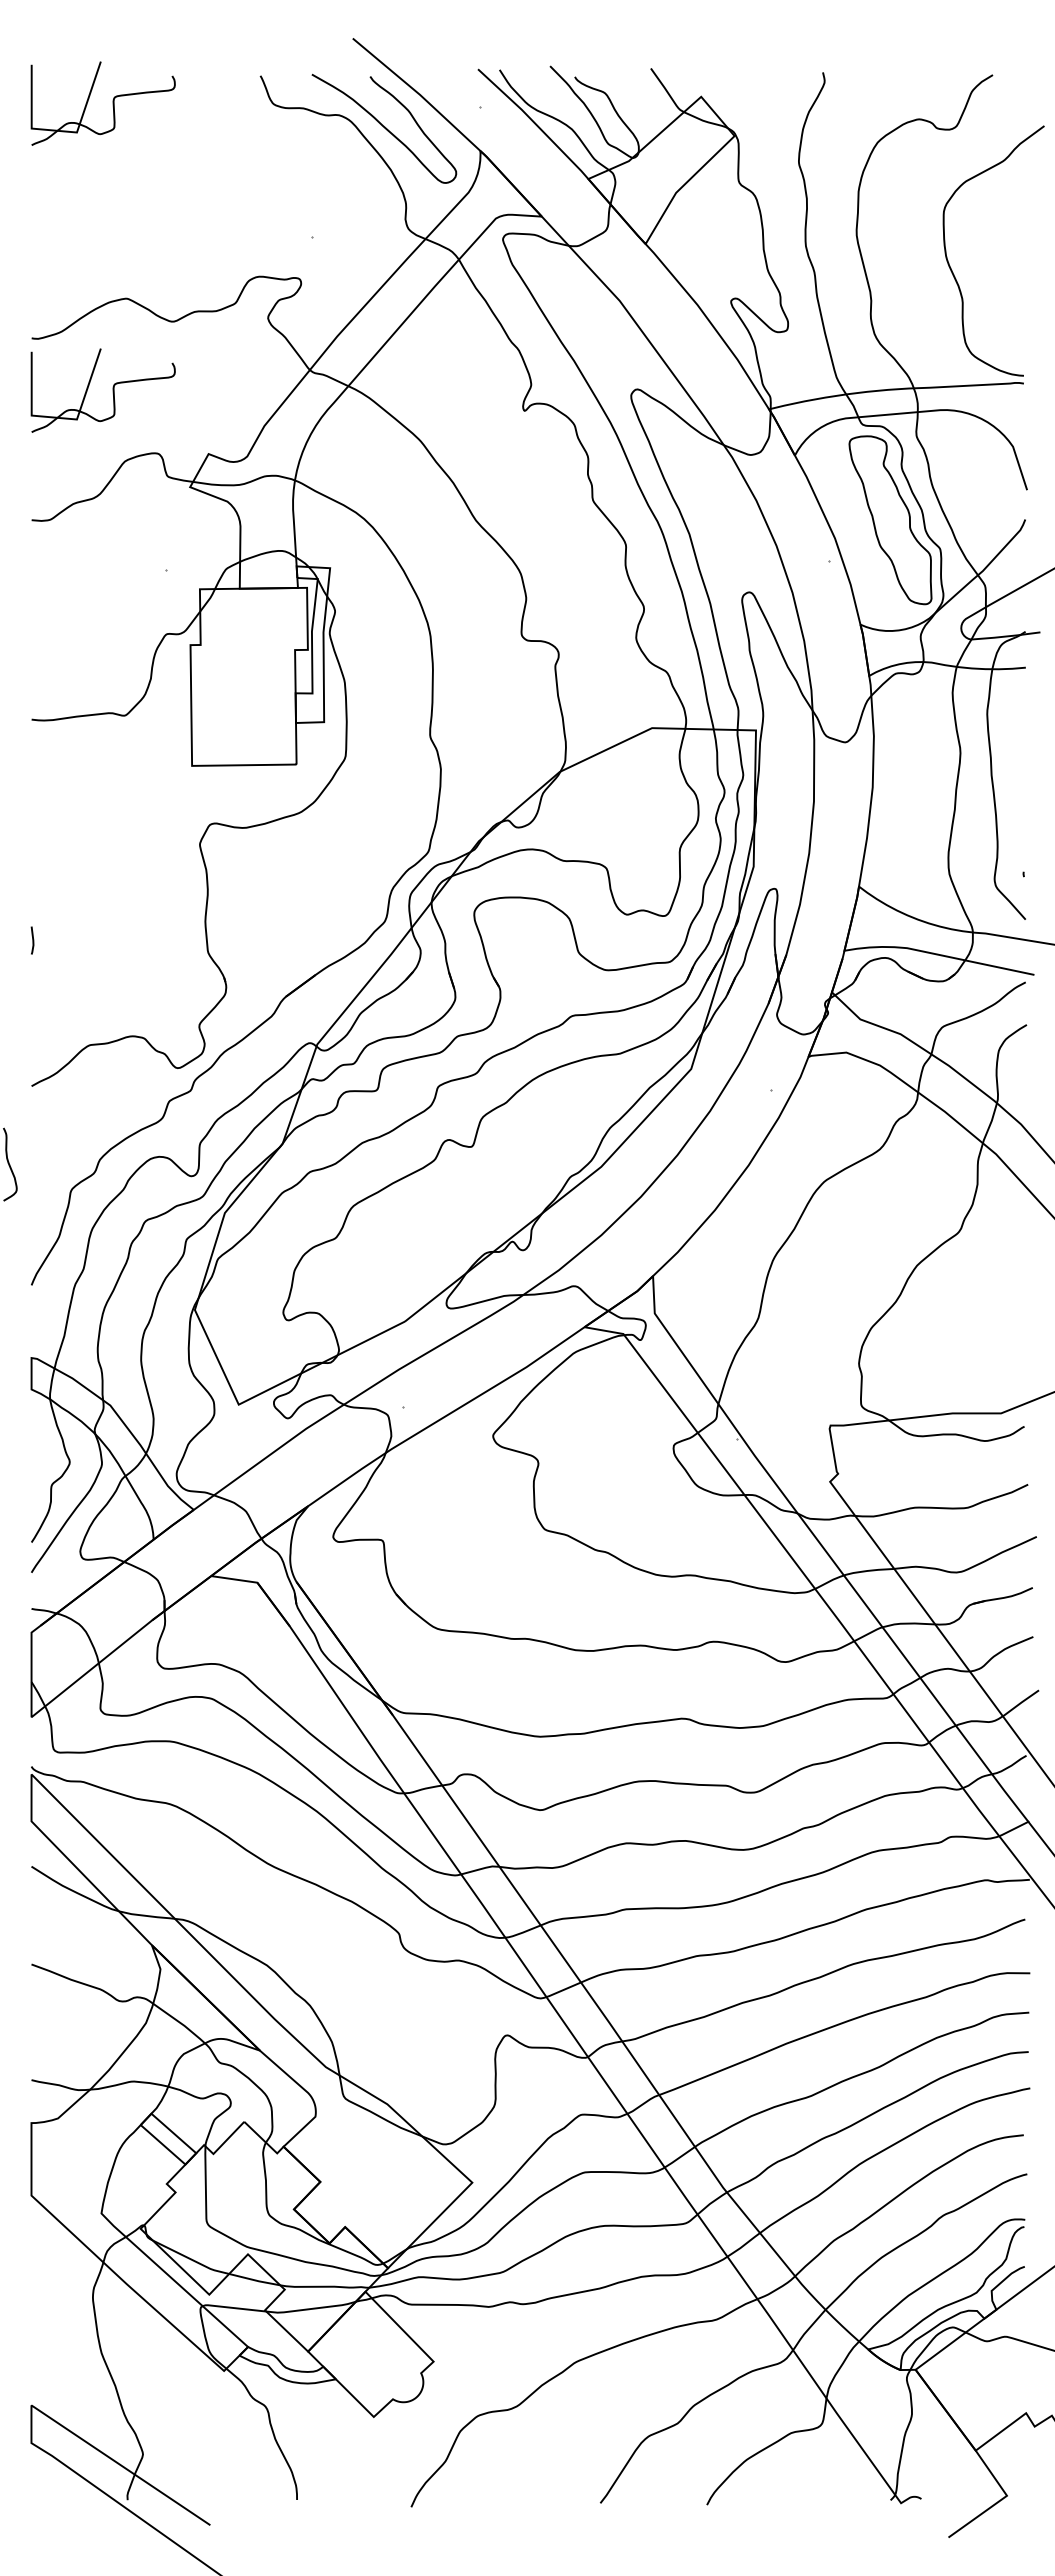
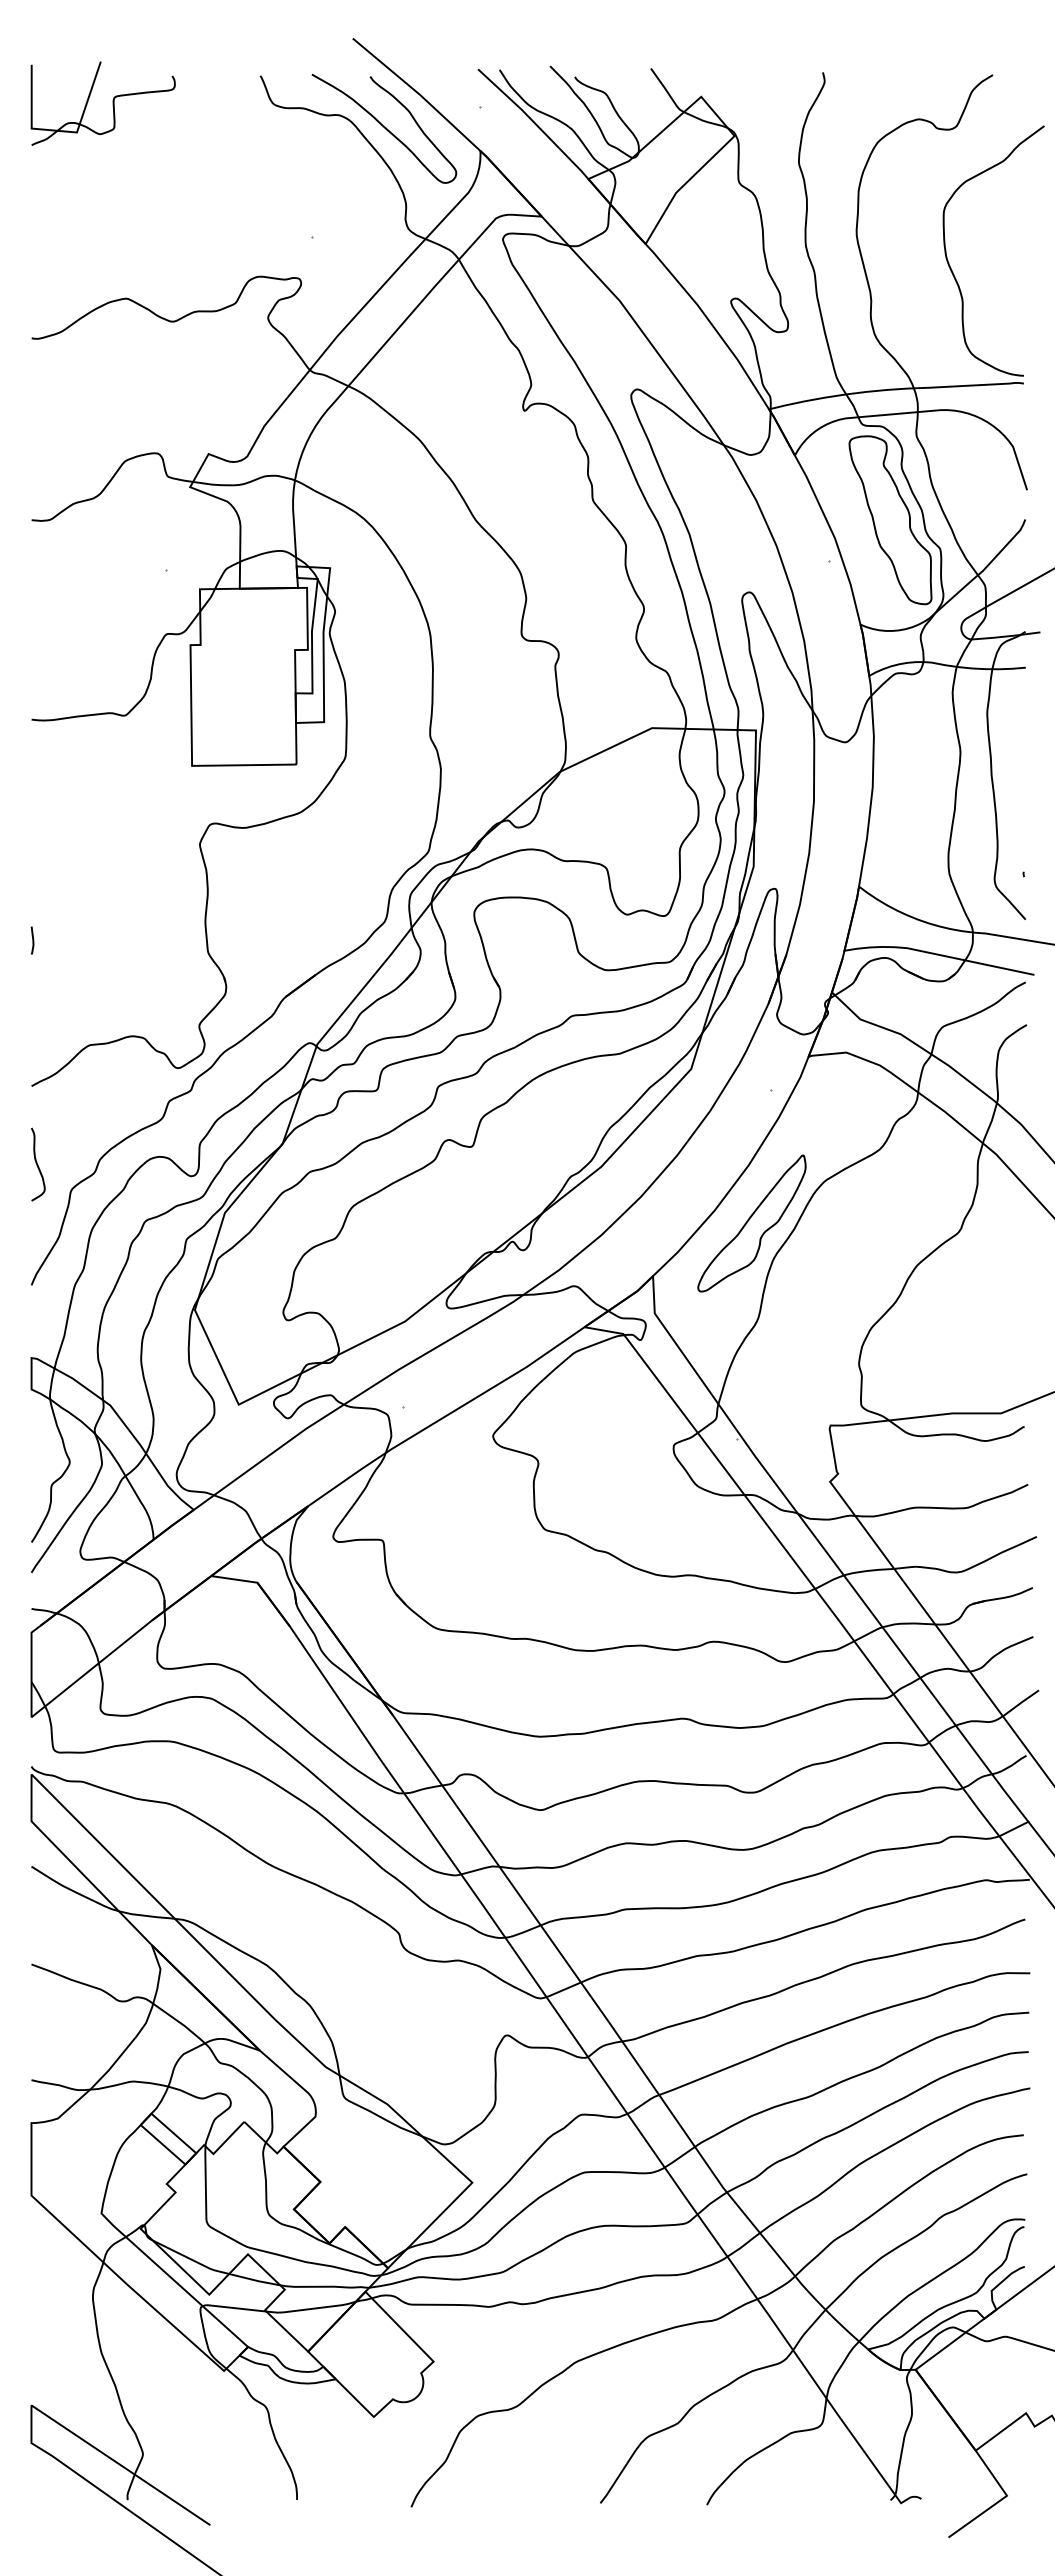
part: present -> none (112, 390)
curve position: (10, 1164) -> (38, 1164) (38, 1164)
part: none -> present (751, 1223)
